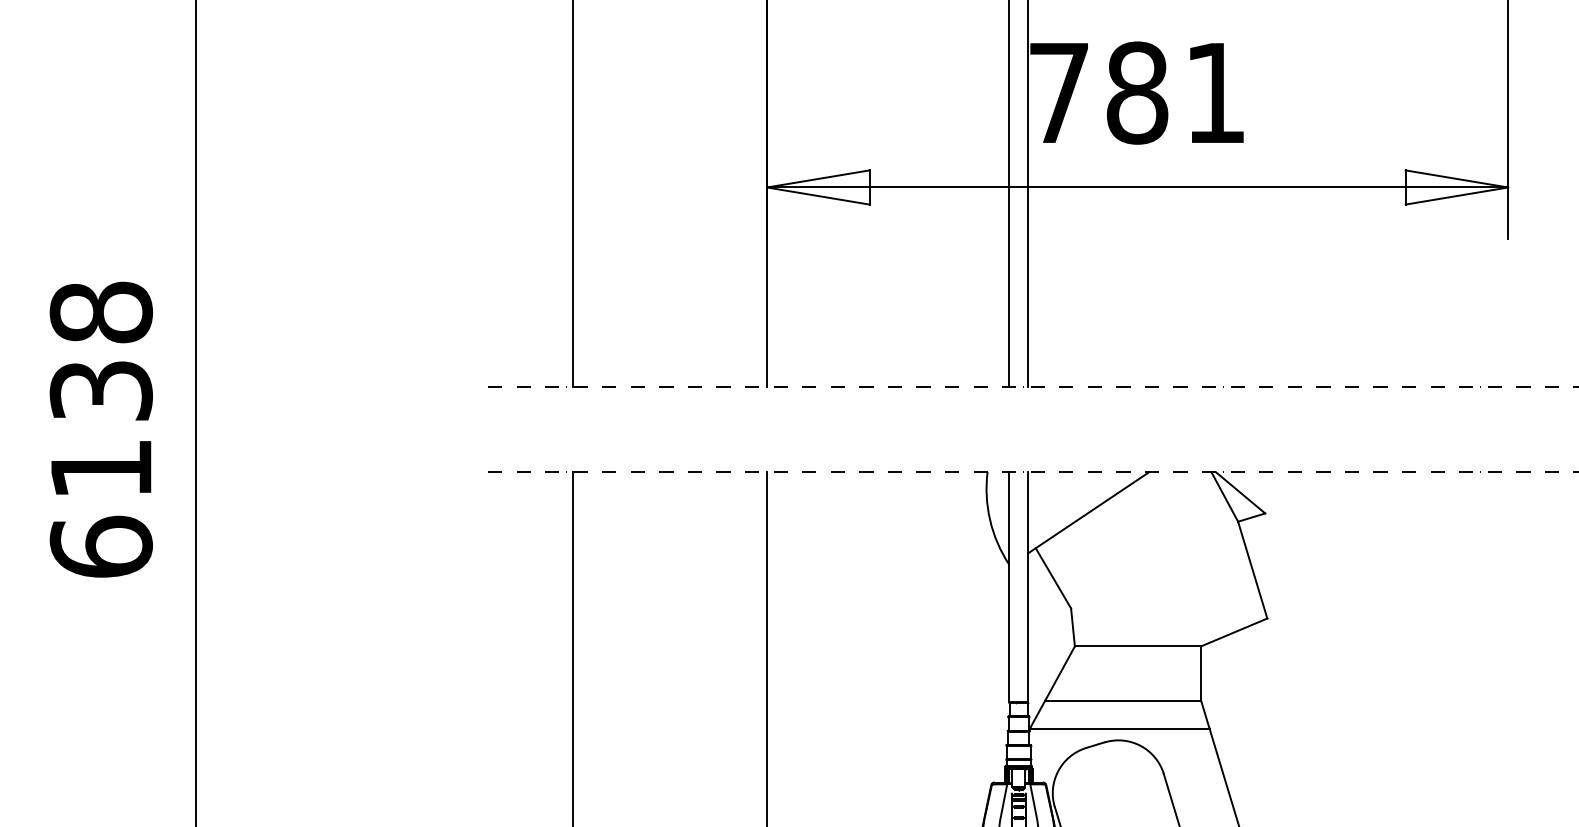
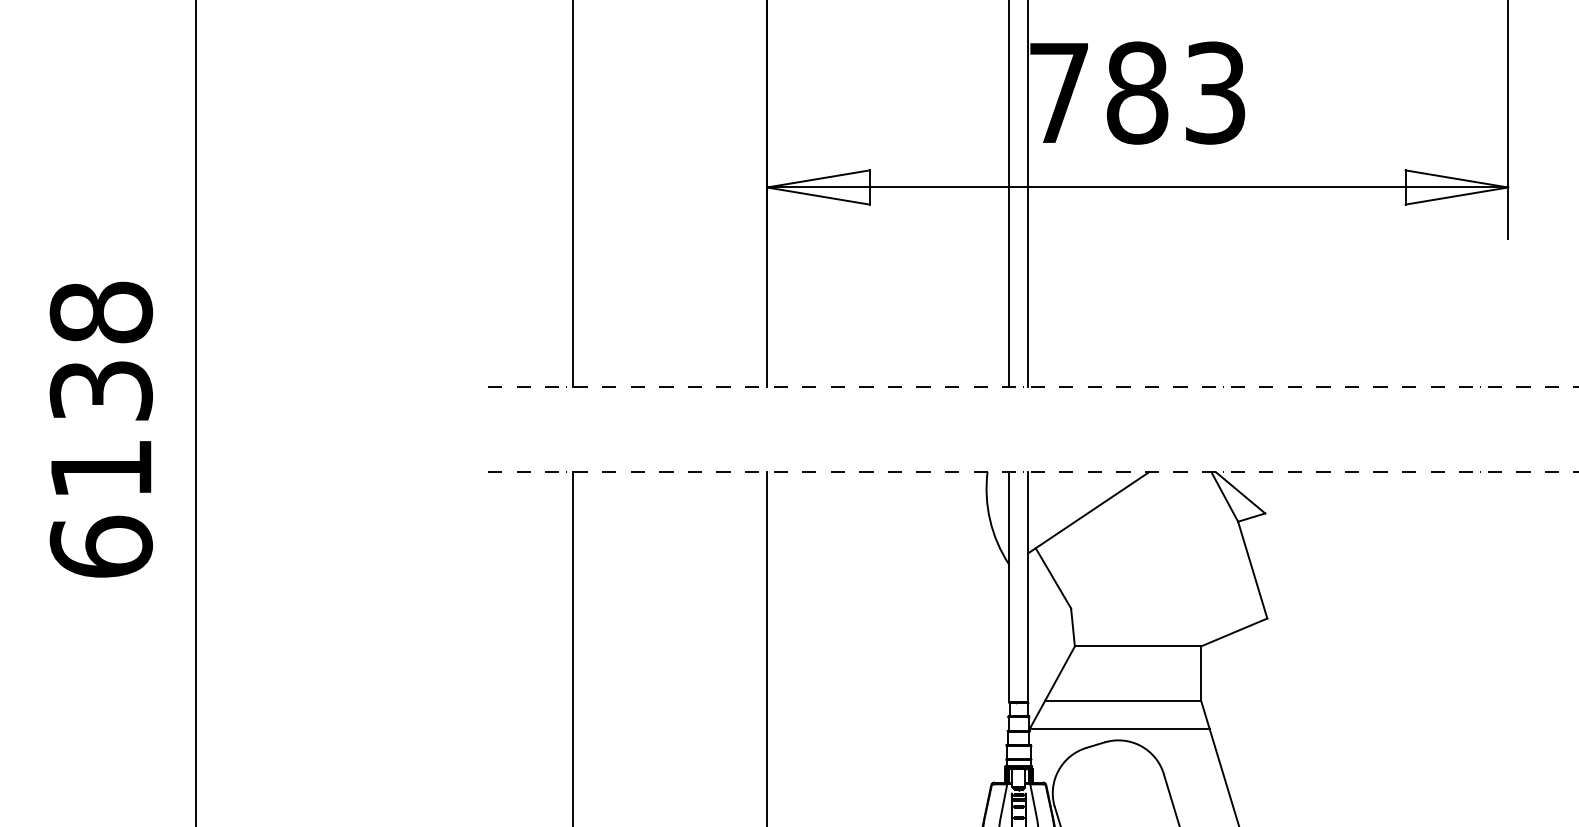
text: 781 -> 783 (1215, 92)
